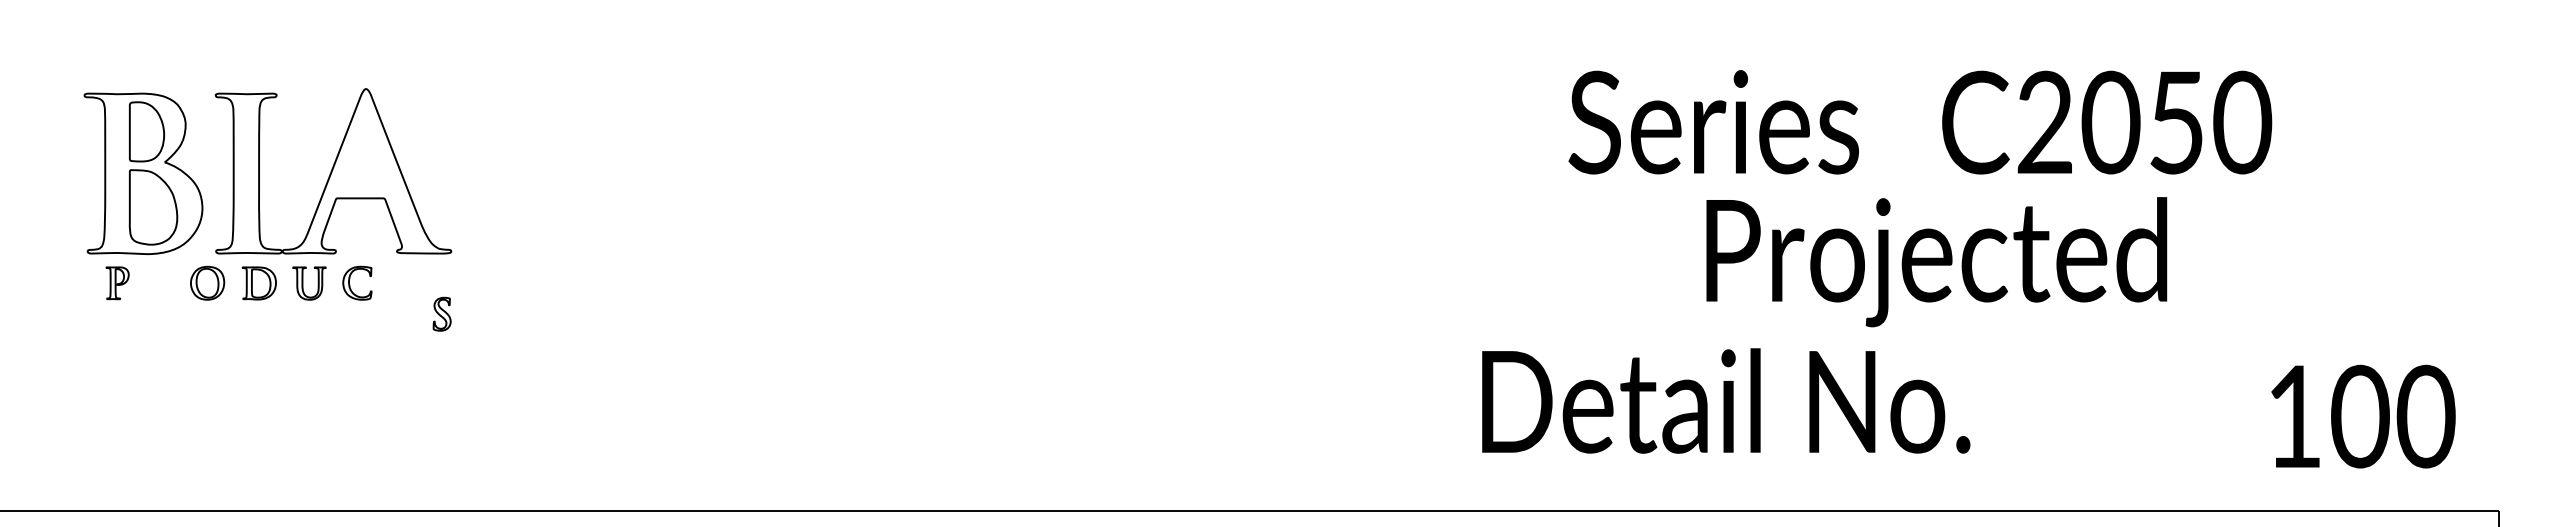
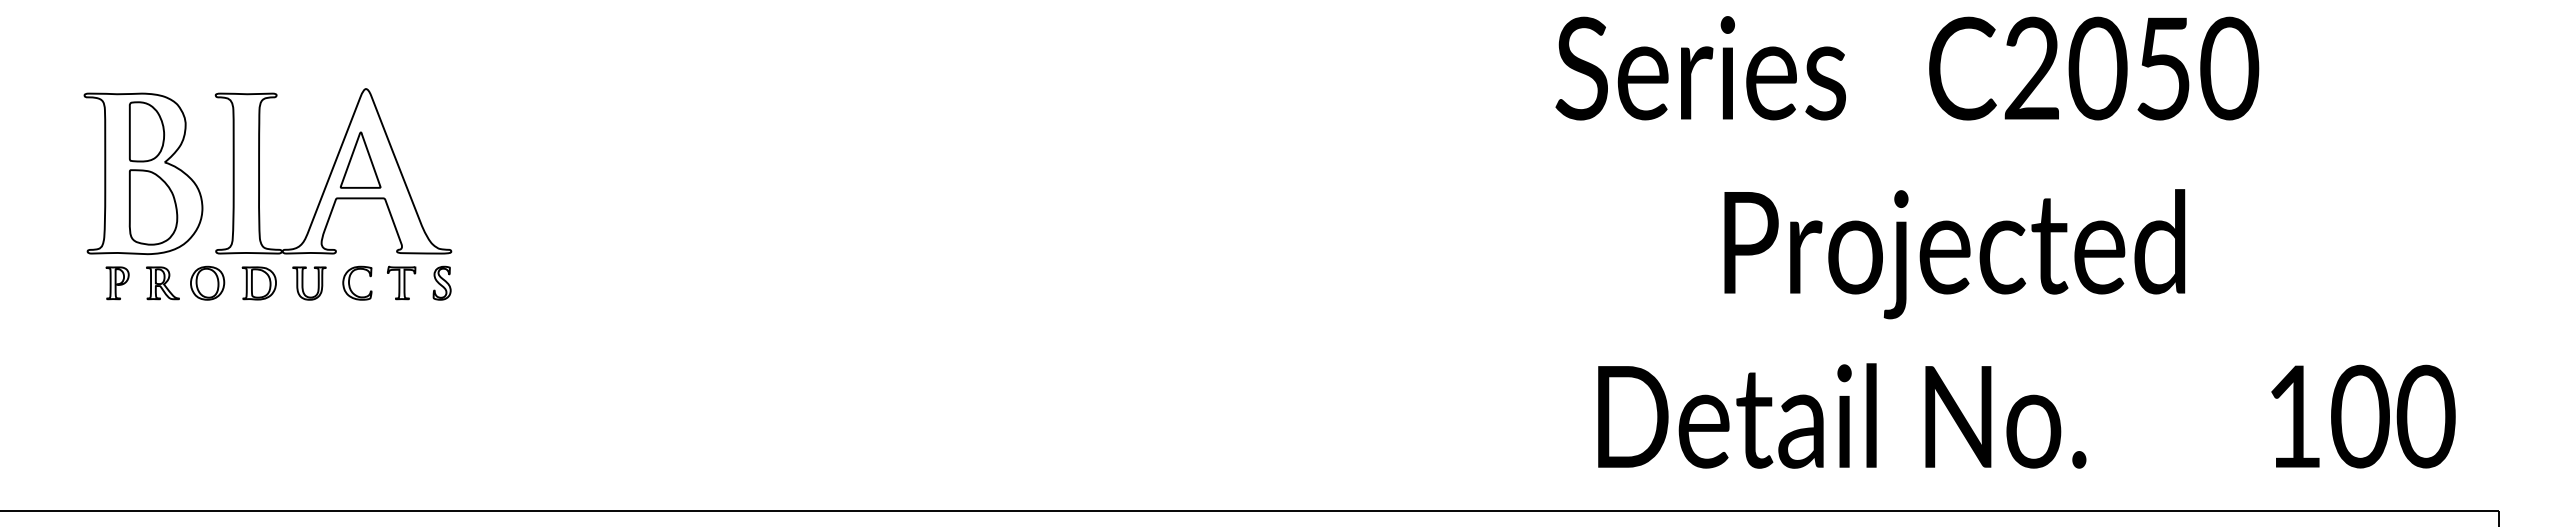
text position: (1920, 122) -> (1907, 68) (1907, 68)
part: none -> present (360, 159)
text position: (1936, 262) -> (1954, 254) (1954, 254)
part: none -> present (401, 282)
part: none -> present (162, 283)
part position: (441, 313) -> (441, 282) (441, 282)
text position: (1726, 400) -> (1842, 415) (1842, 415)
